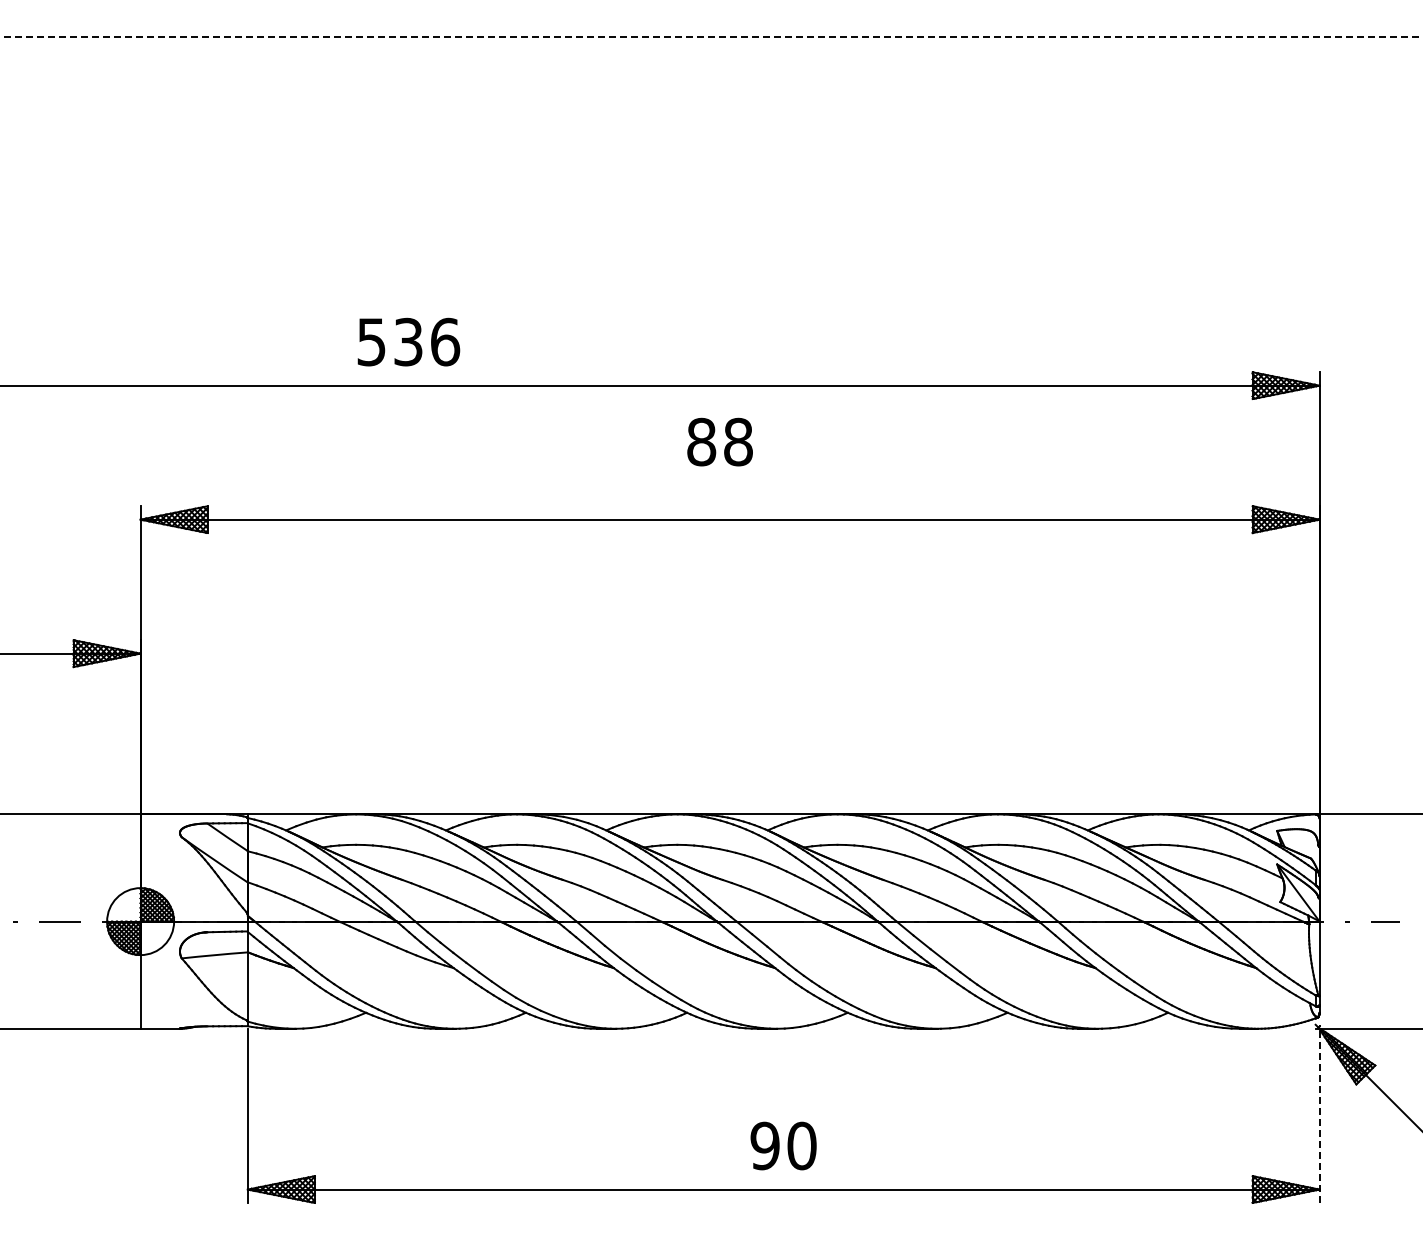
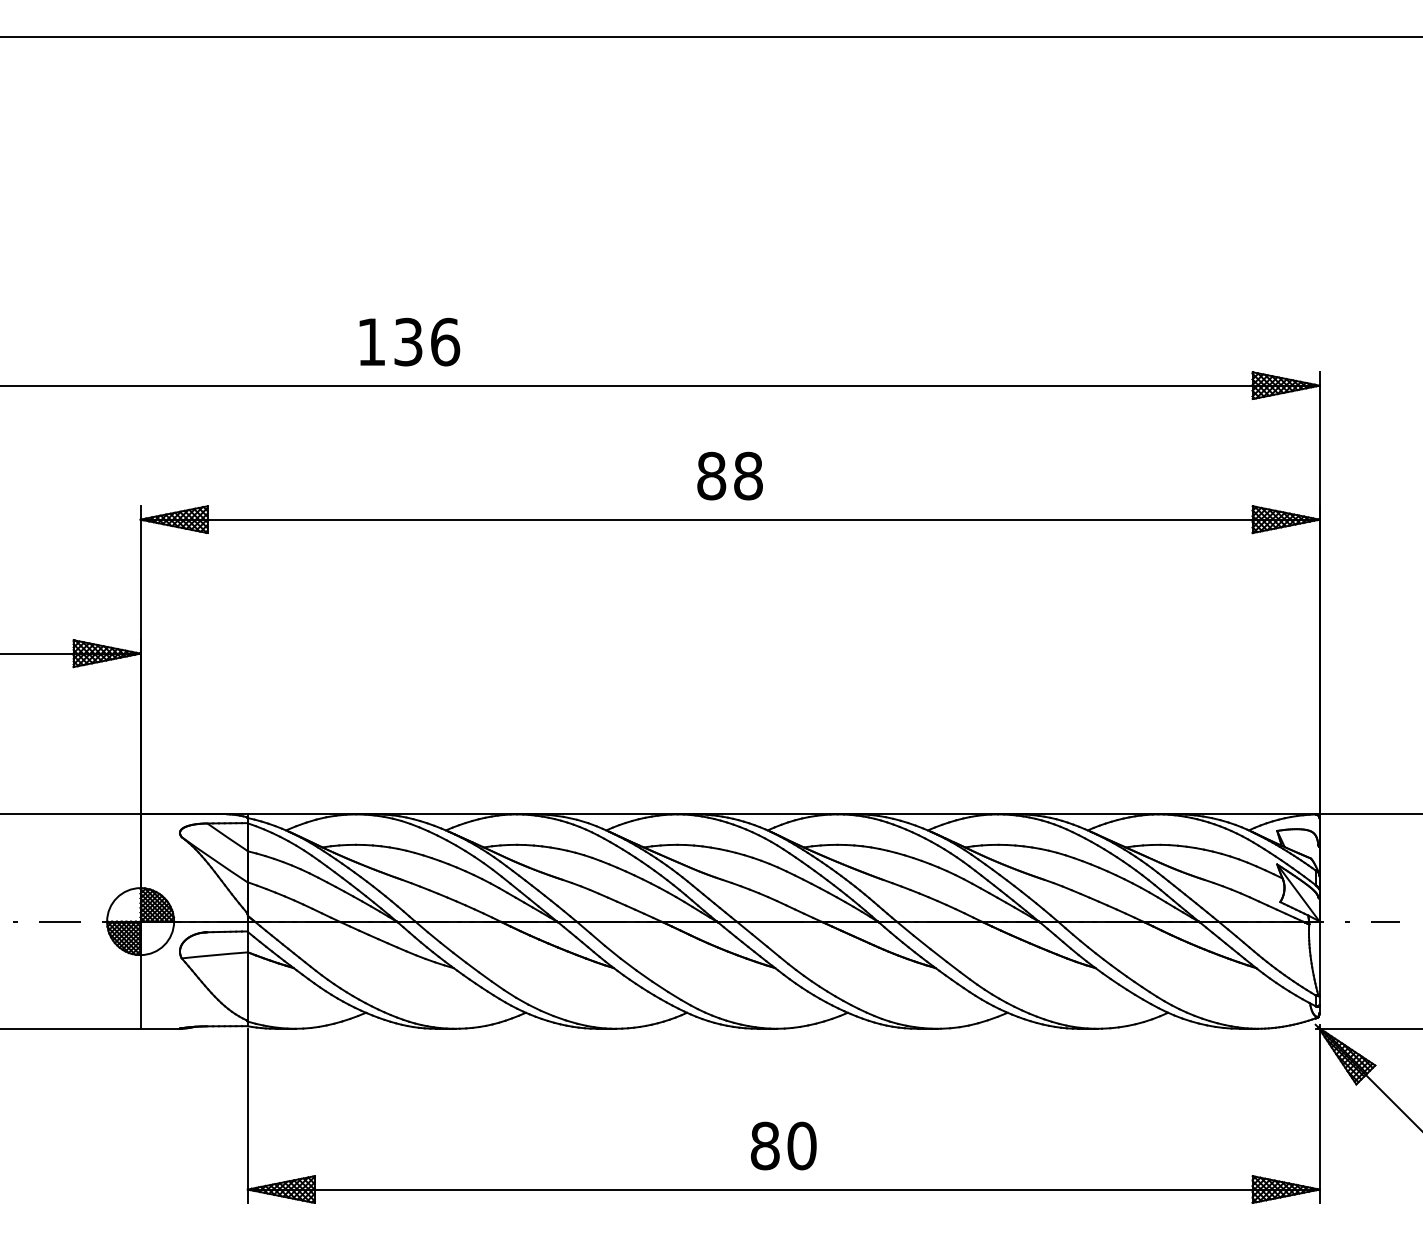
line: dashed -> solid (711, 37)
text: 536 -> 136 (371, 342)
text position: (719, 441) -> (729, 475) (729, 475)
line: dashed -> solid (1319, 1113)
text: 90 -> 80 (764, 1145)
